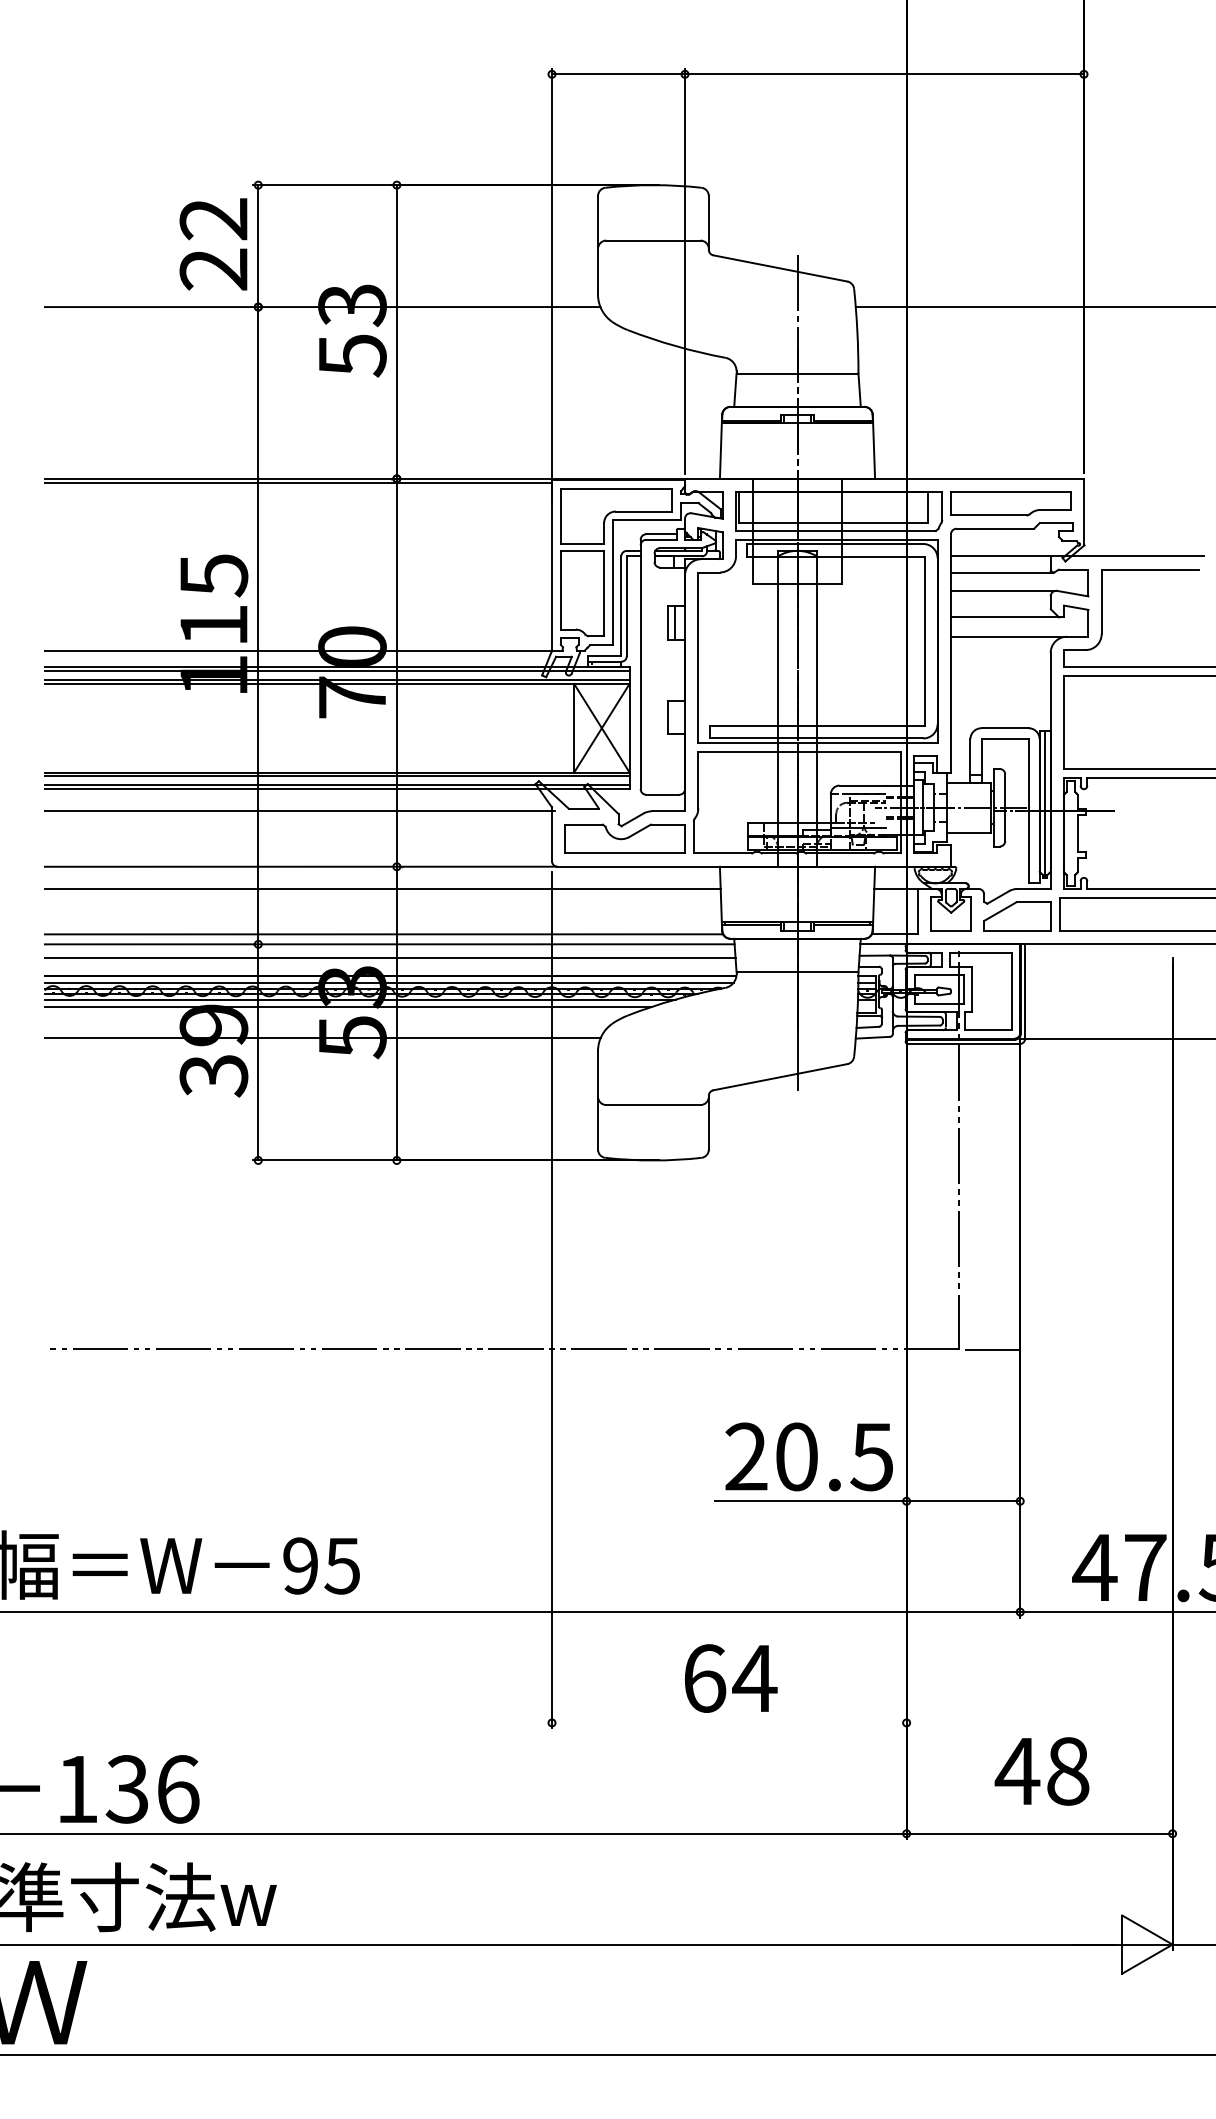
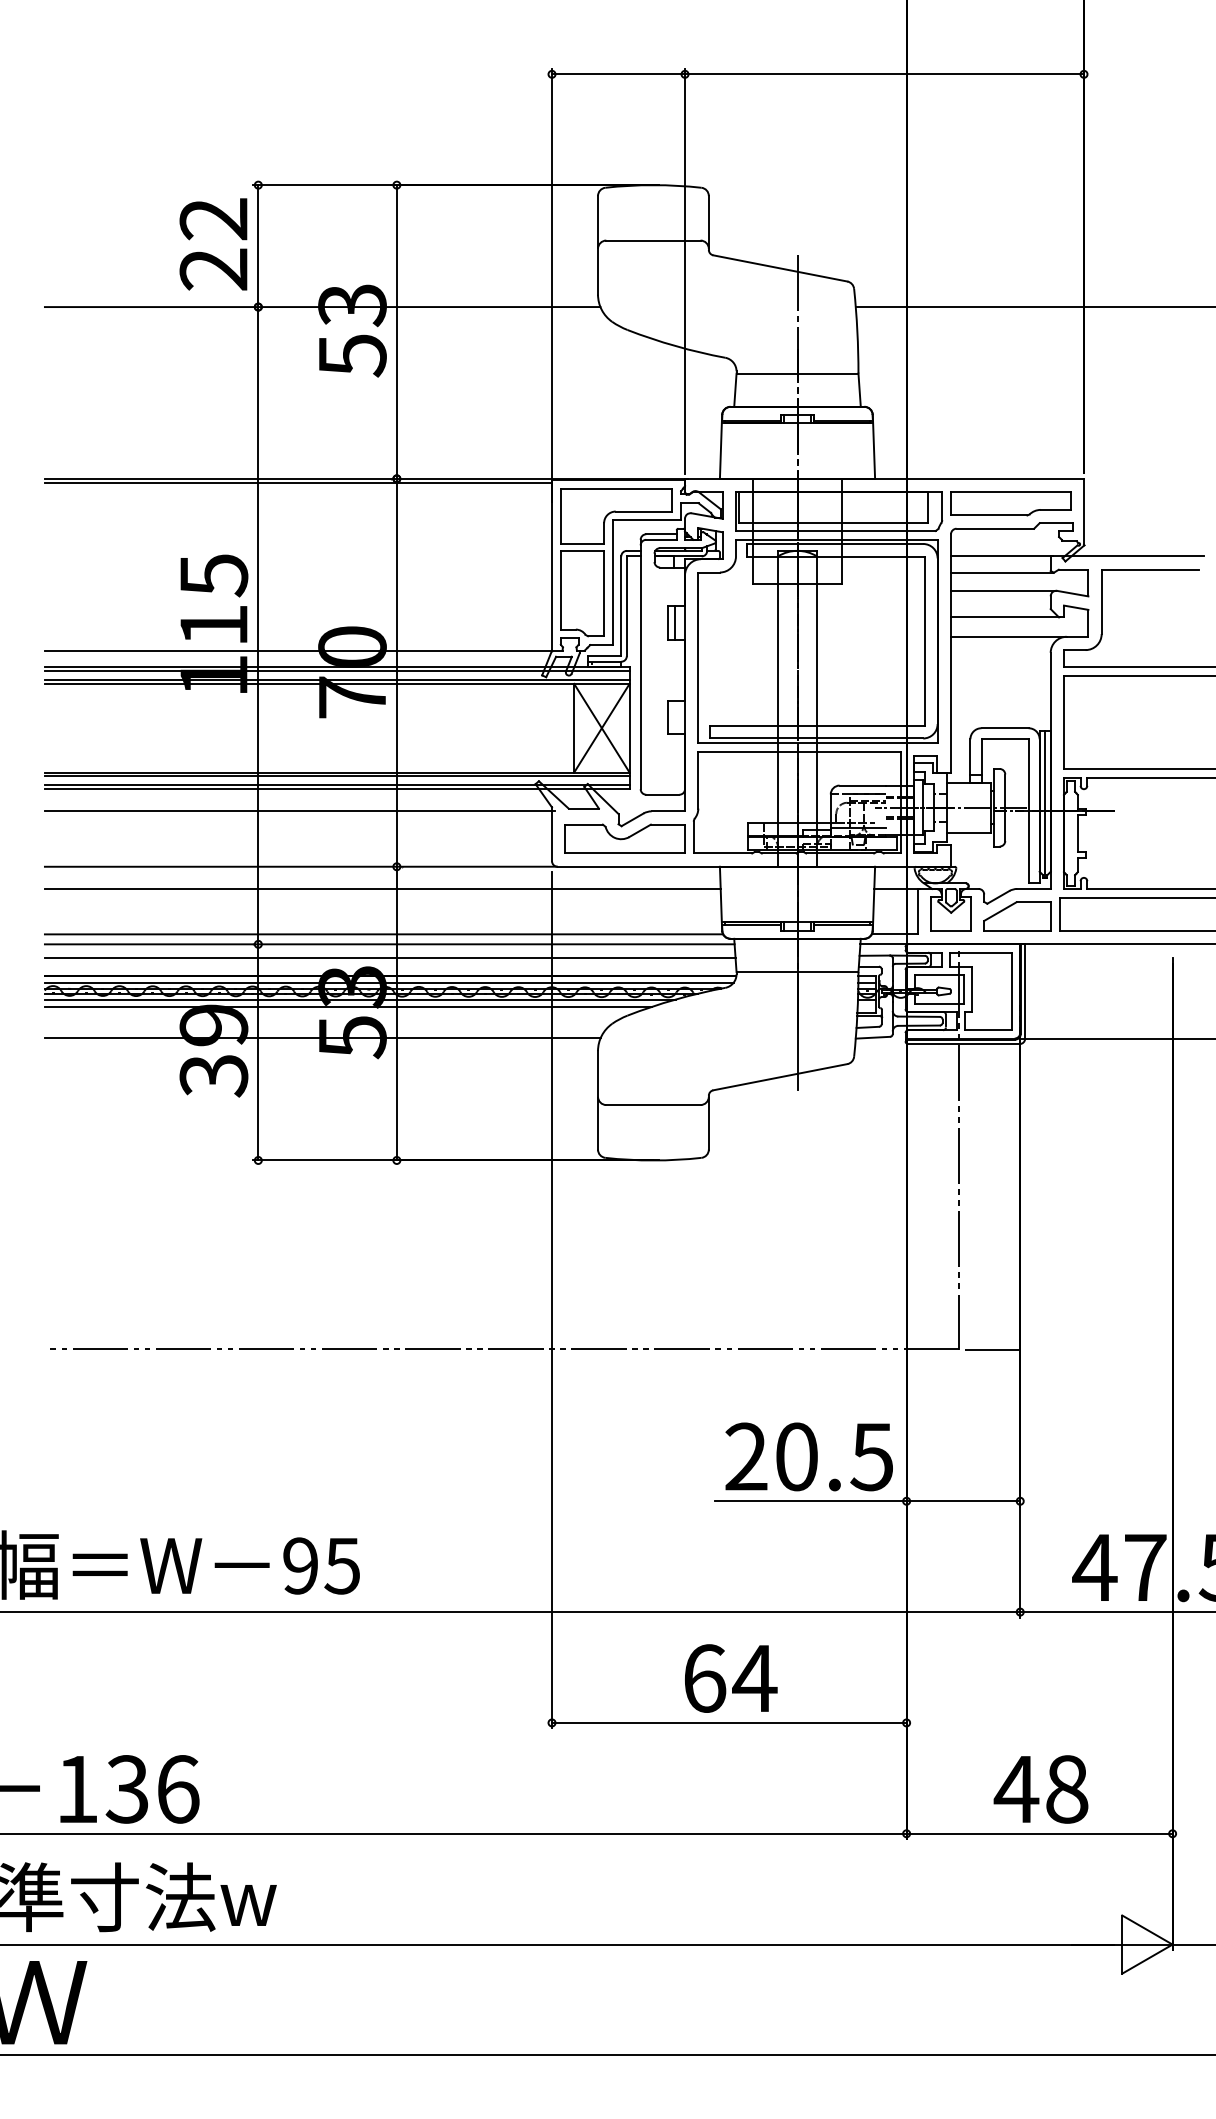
line: none -> present (729, 1722)
text position: (1041, 1771) -> (1040, 1789) (1040, 1789)
